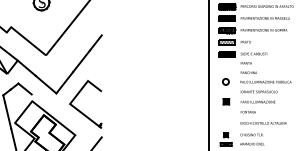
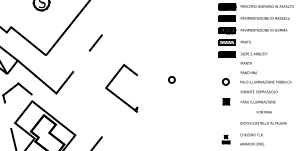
line: present -> none (81, 61)
line: present -> none (208, 74)
circle: none -> present (171, 79)
part position: (80, 110) -> (116, 94) (116, 94)
text position: (247, 112) -> (263, 112) (263, 112)
line: present -> none (8, 115)
part size: 14x15 px -> 10x11 px (225, 139)
